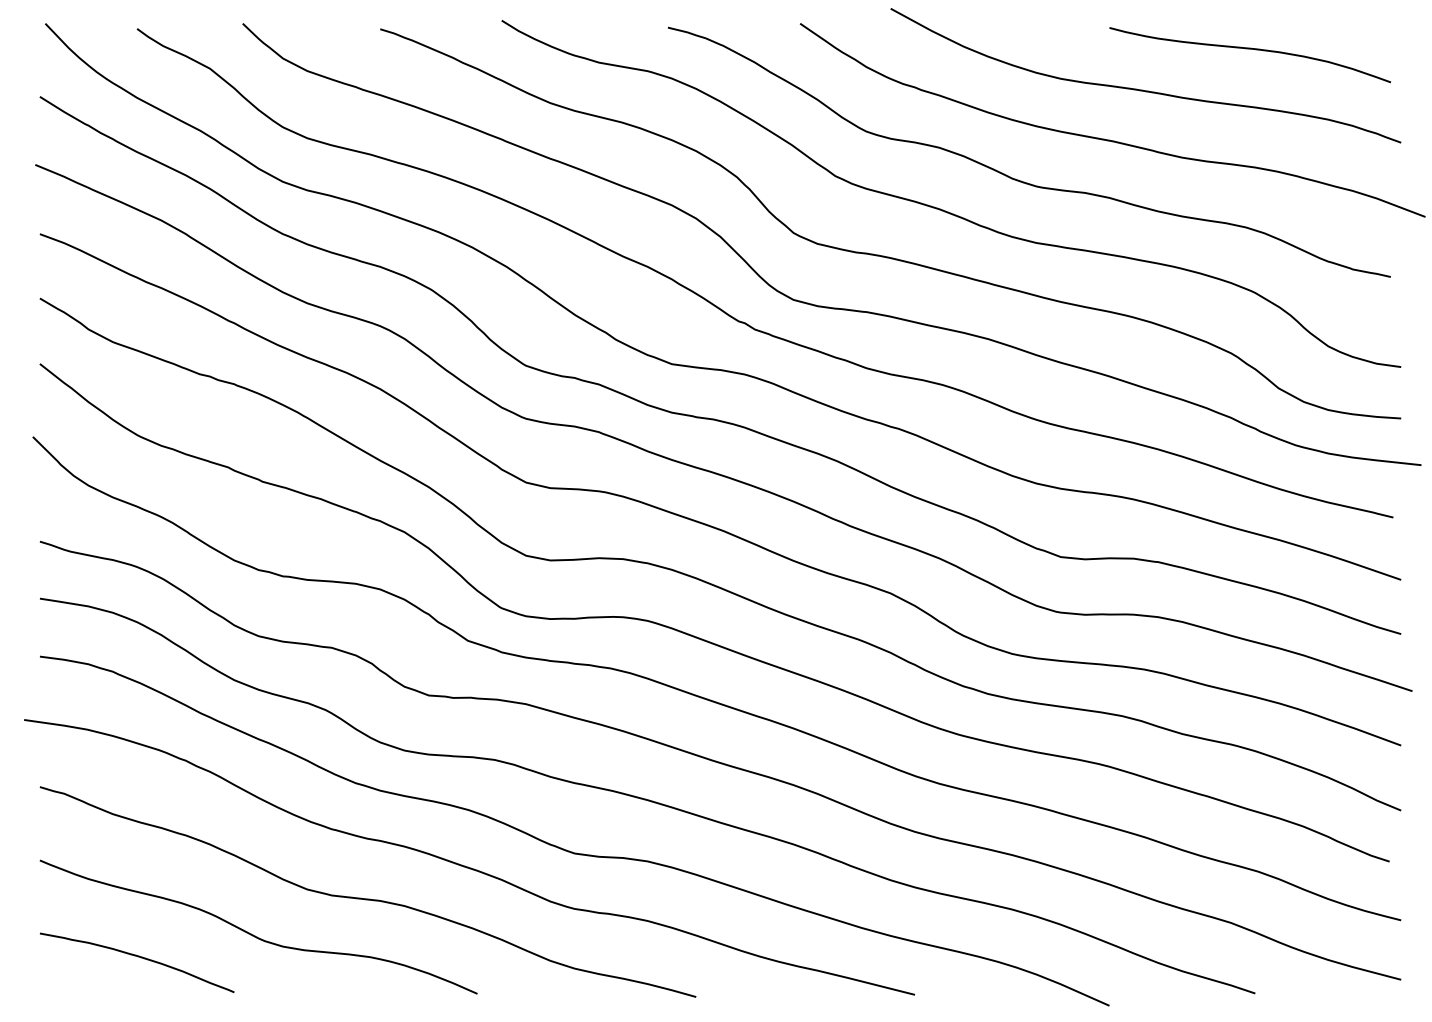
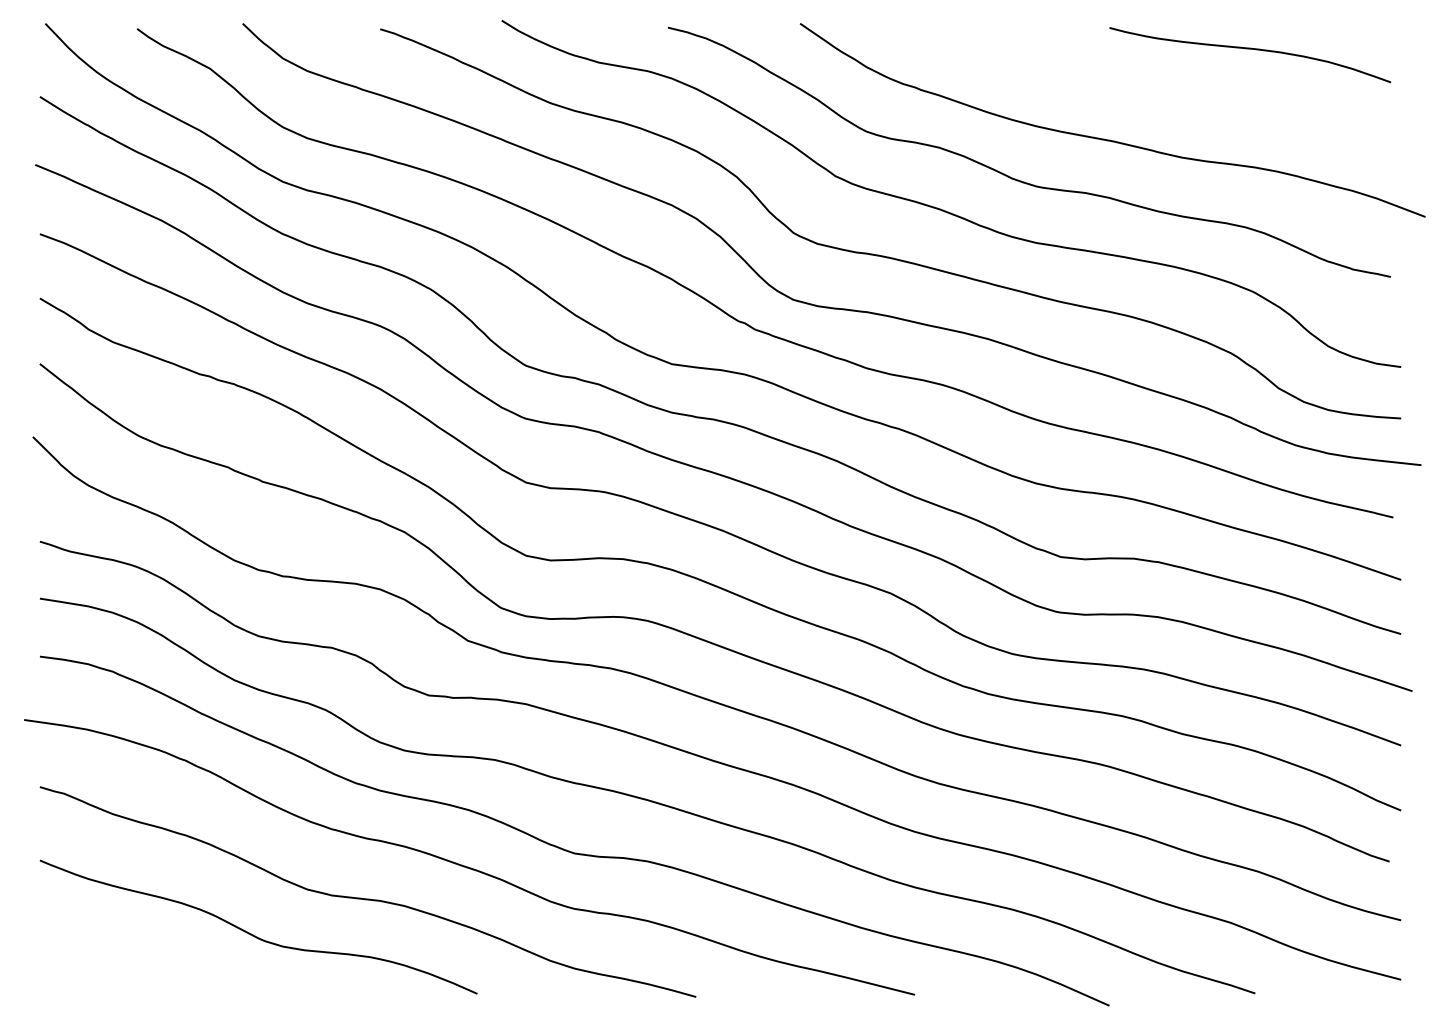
curve: present -> none (1142, 89)
curve: present -> none (138, 957)
